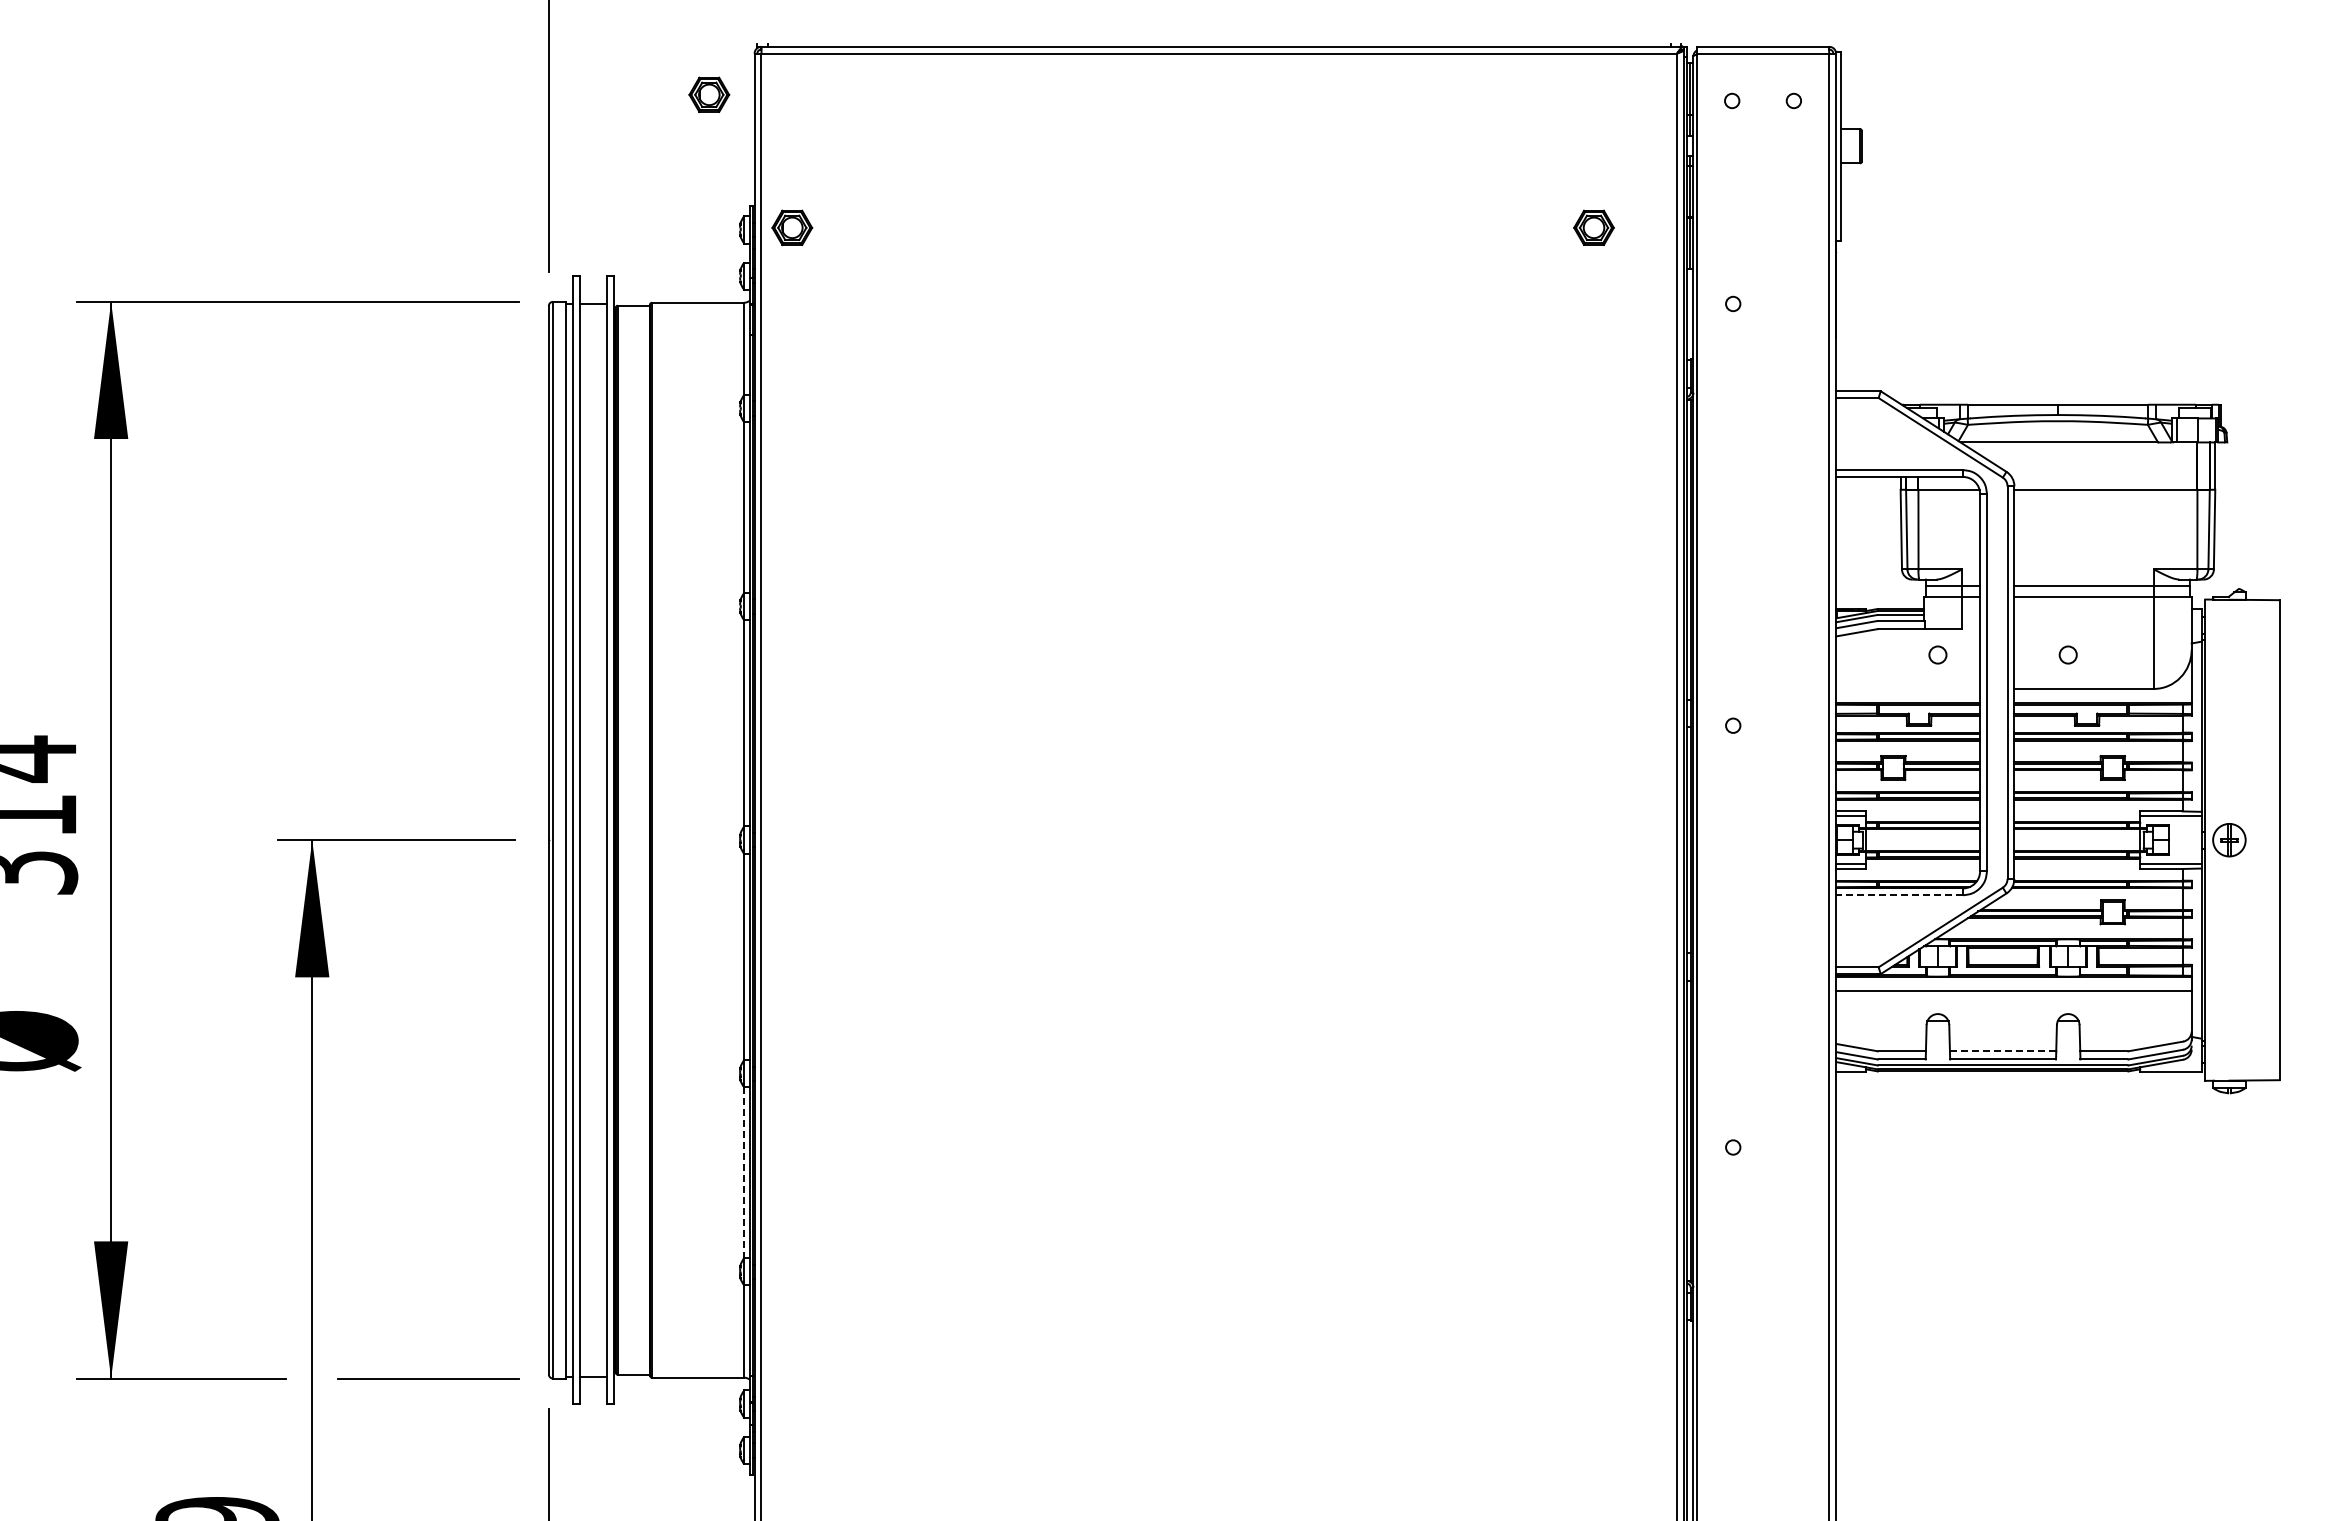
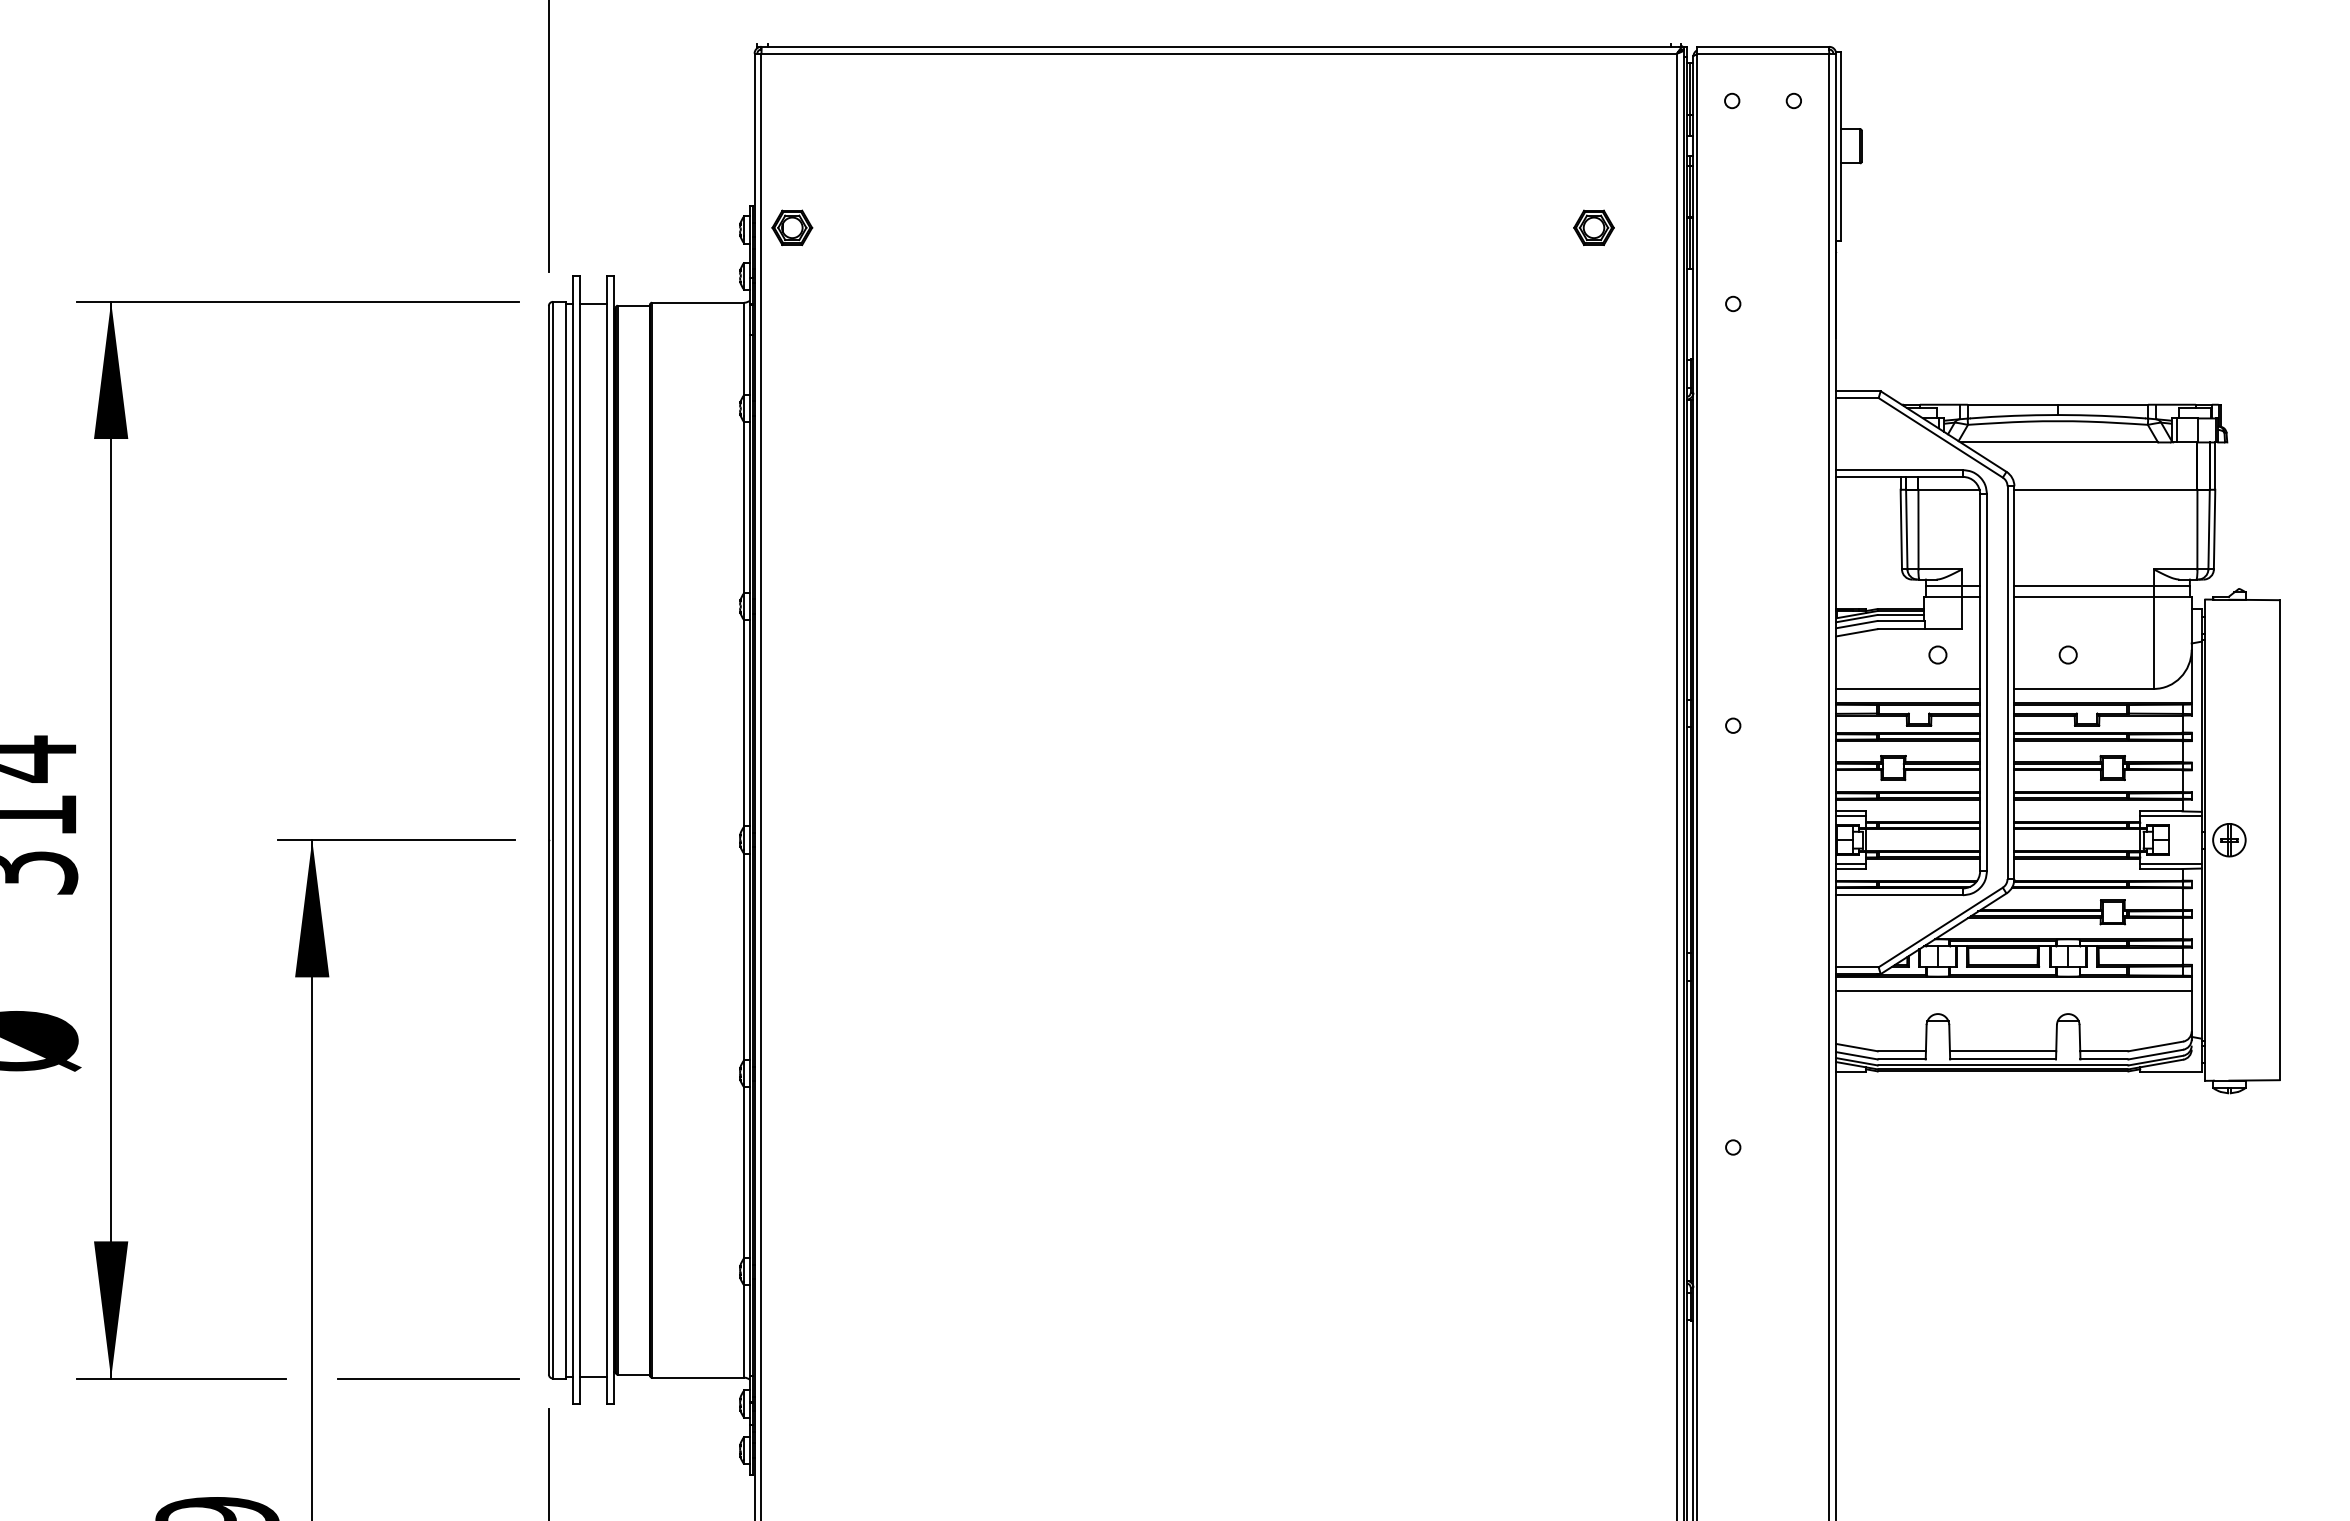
part: present -> none (709, 94)
line: none -> present (1908, 688)
line: dashed -> solid (1899, 895)
line: dashed -> solid (2003, 1051)
line: dashed -> solid (744, 1173)
